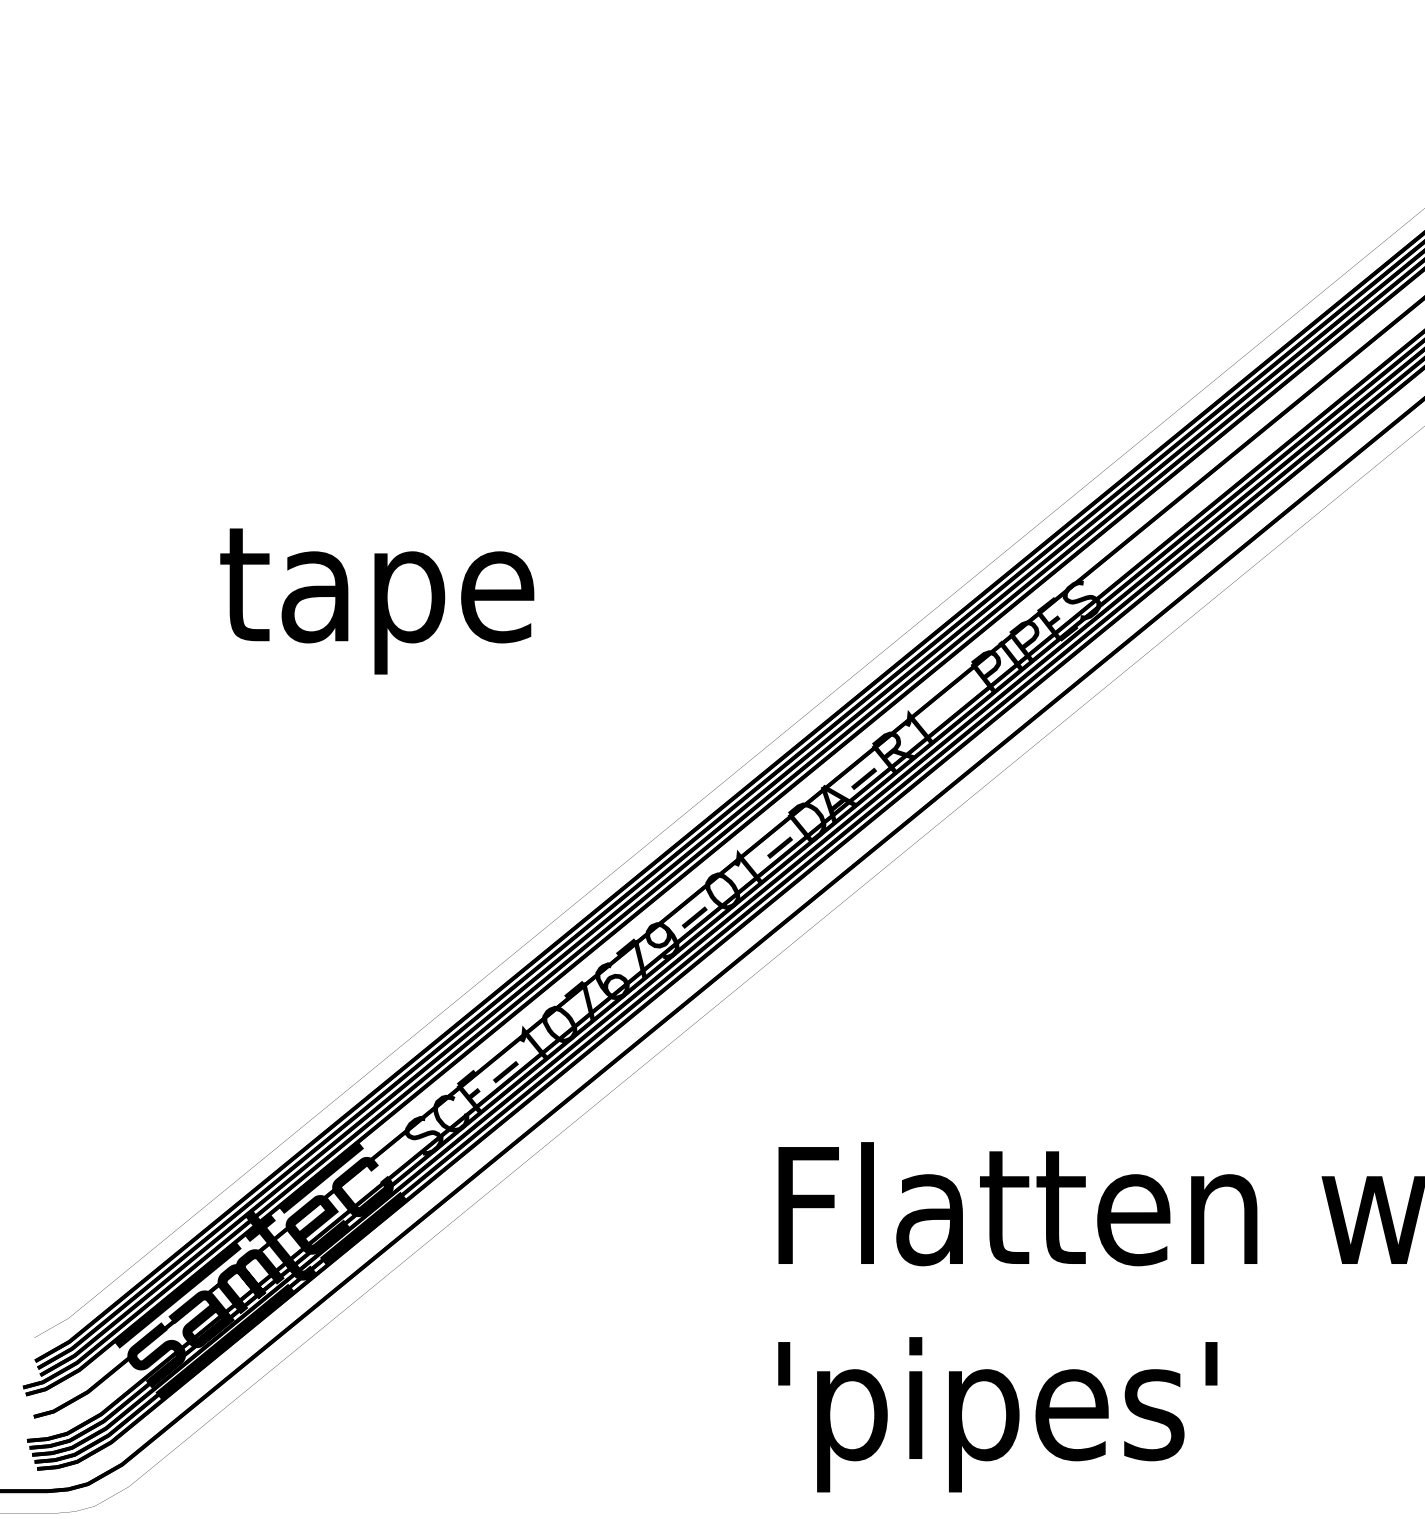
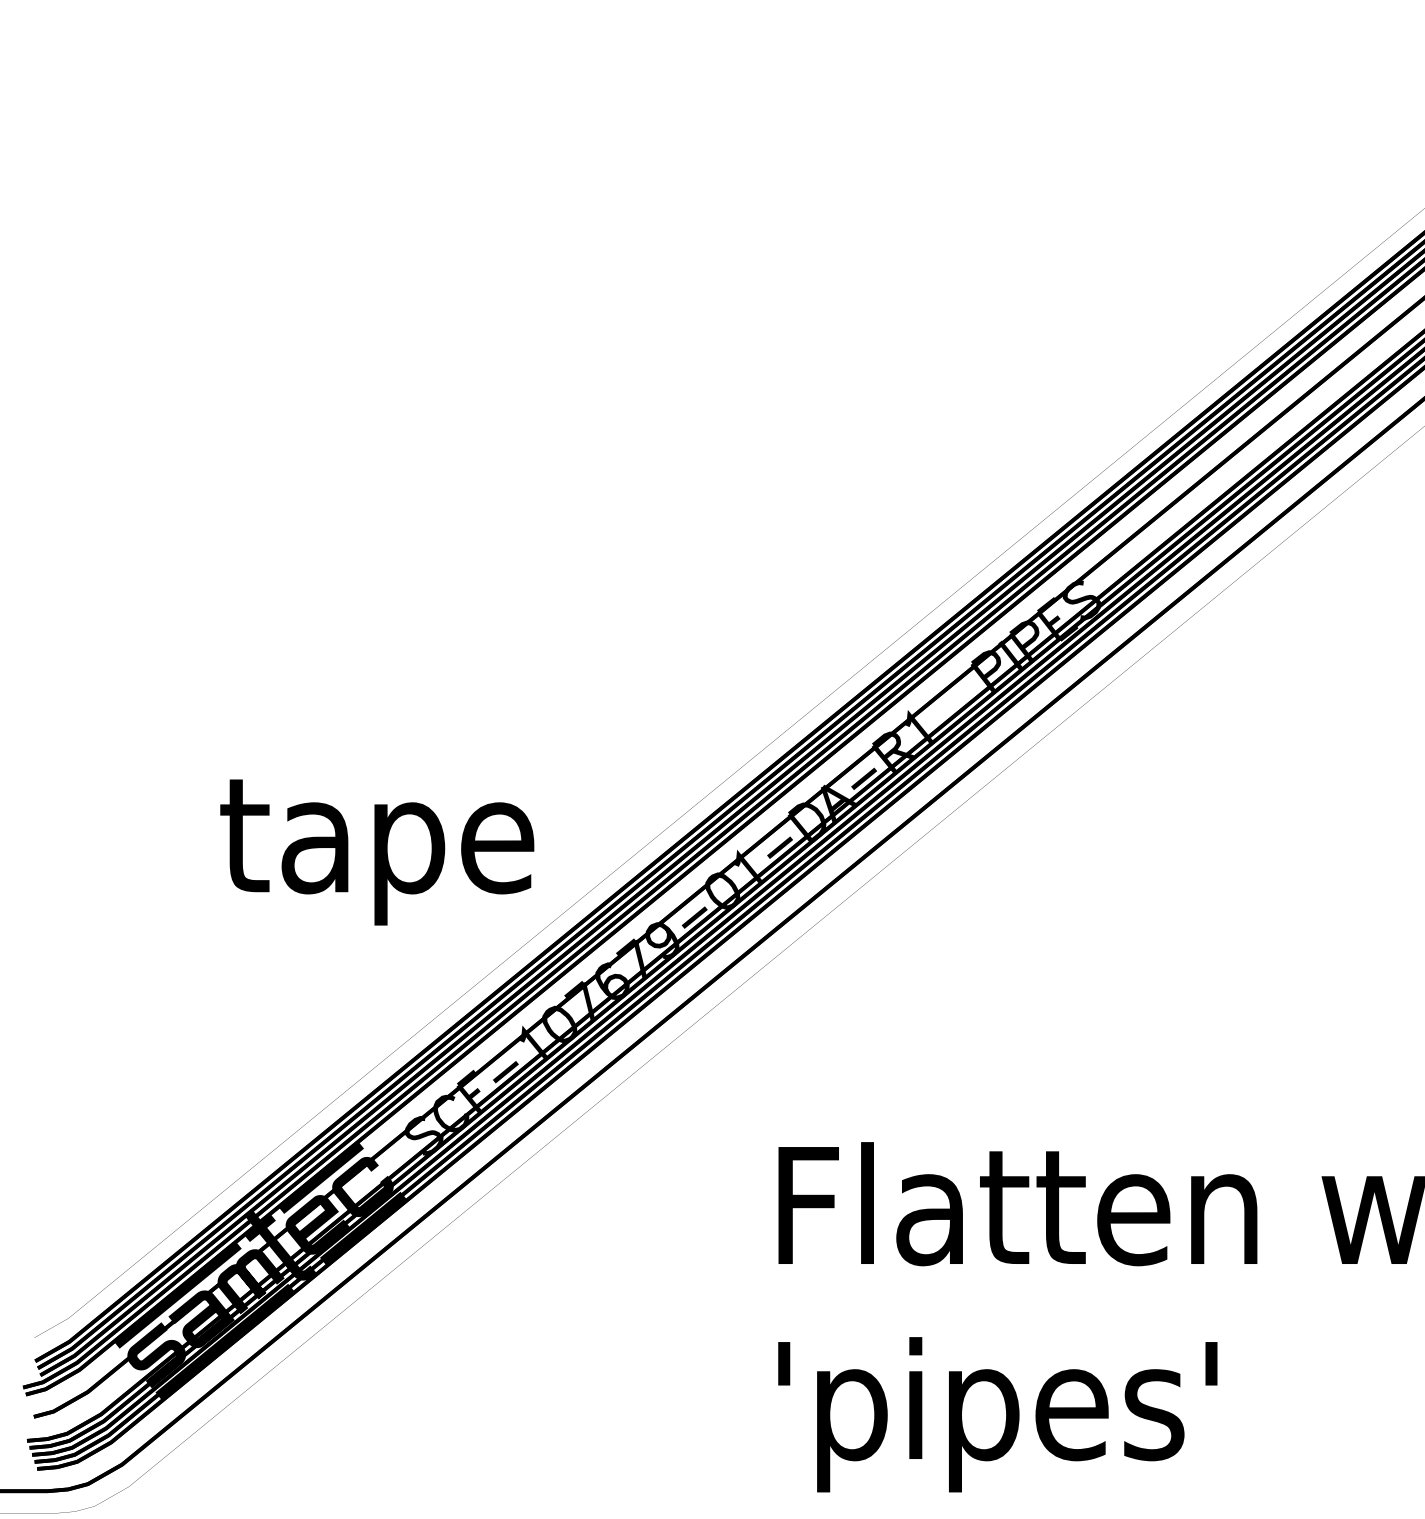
text position: (377, 601) -> (377, 852) (377, 852)
